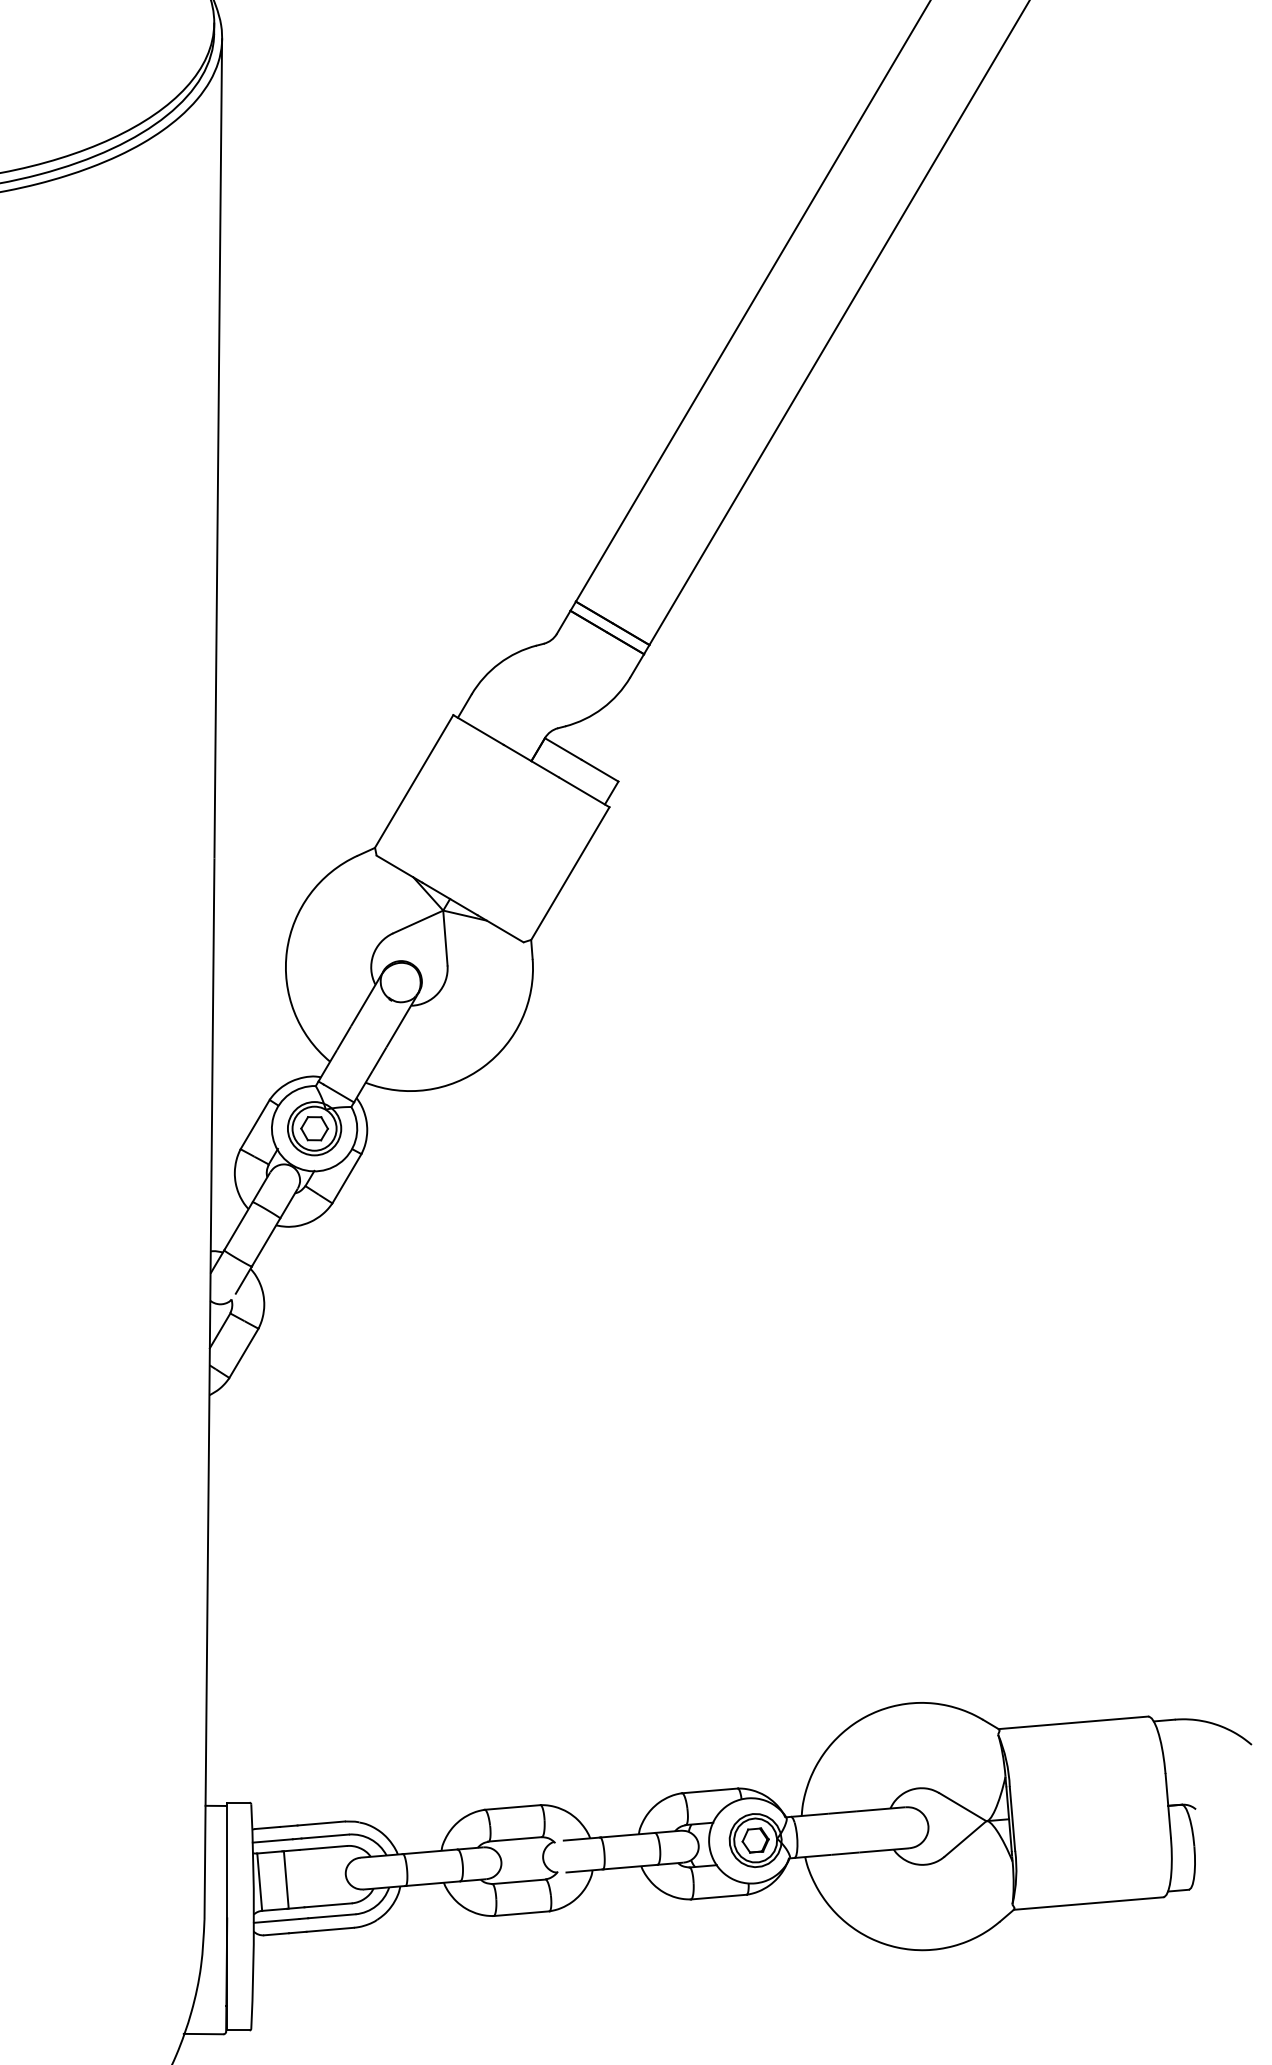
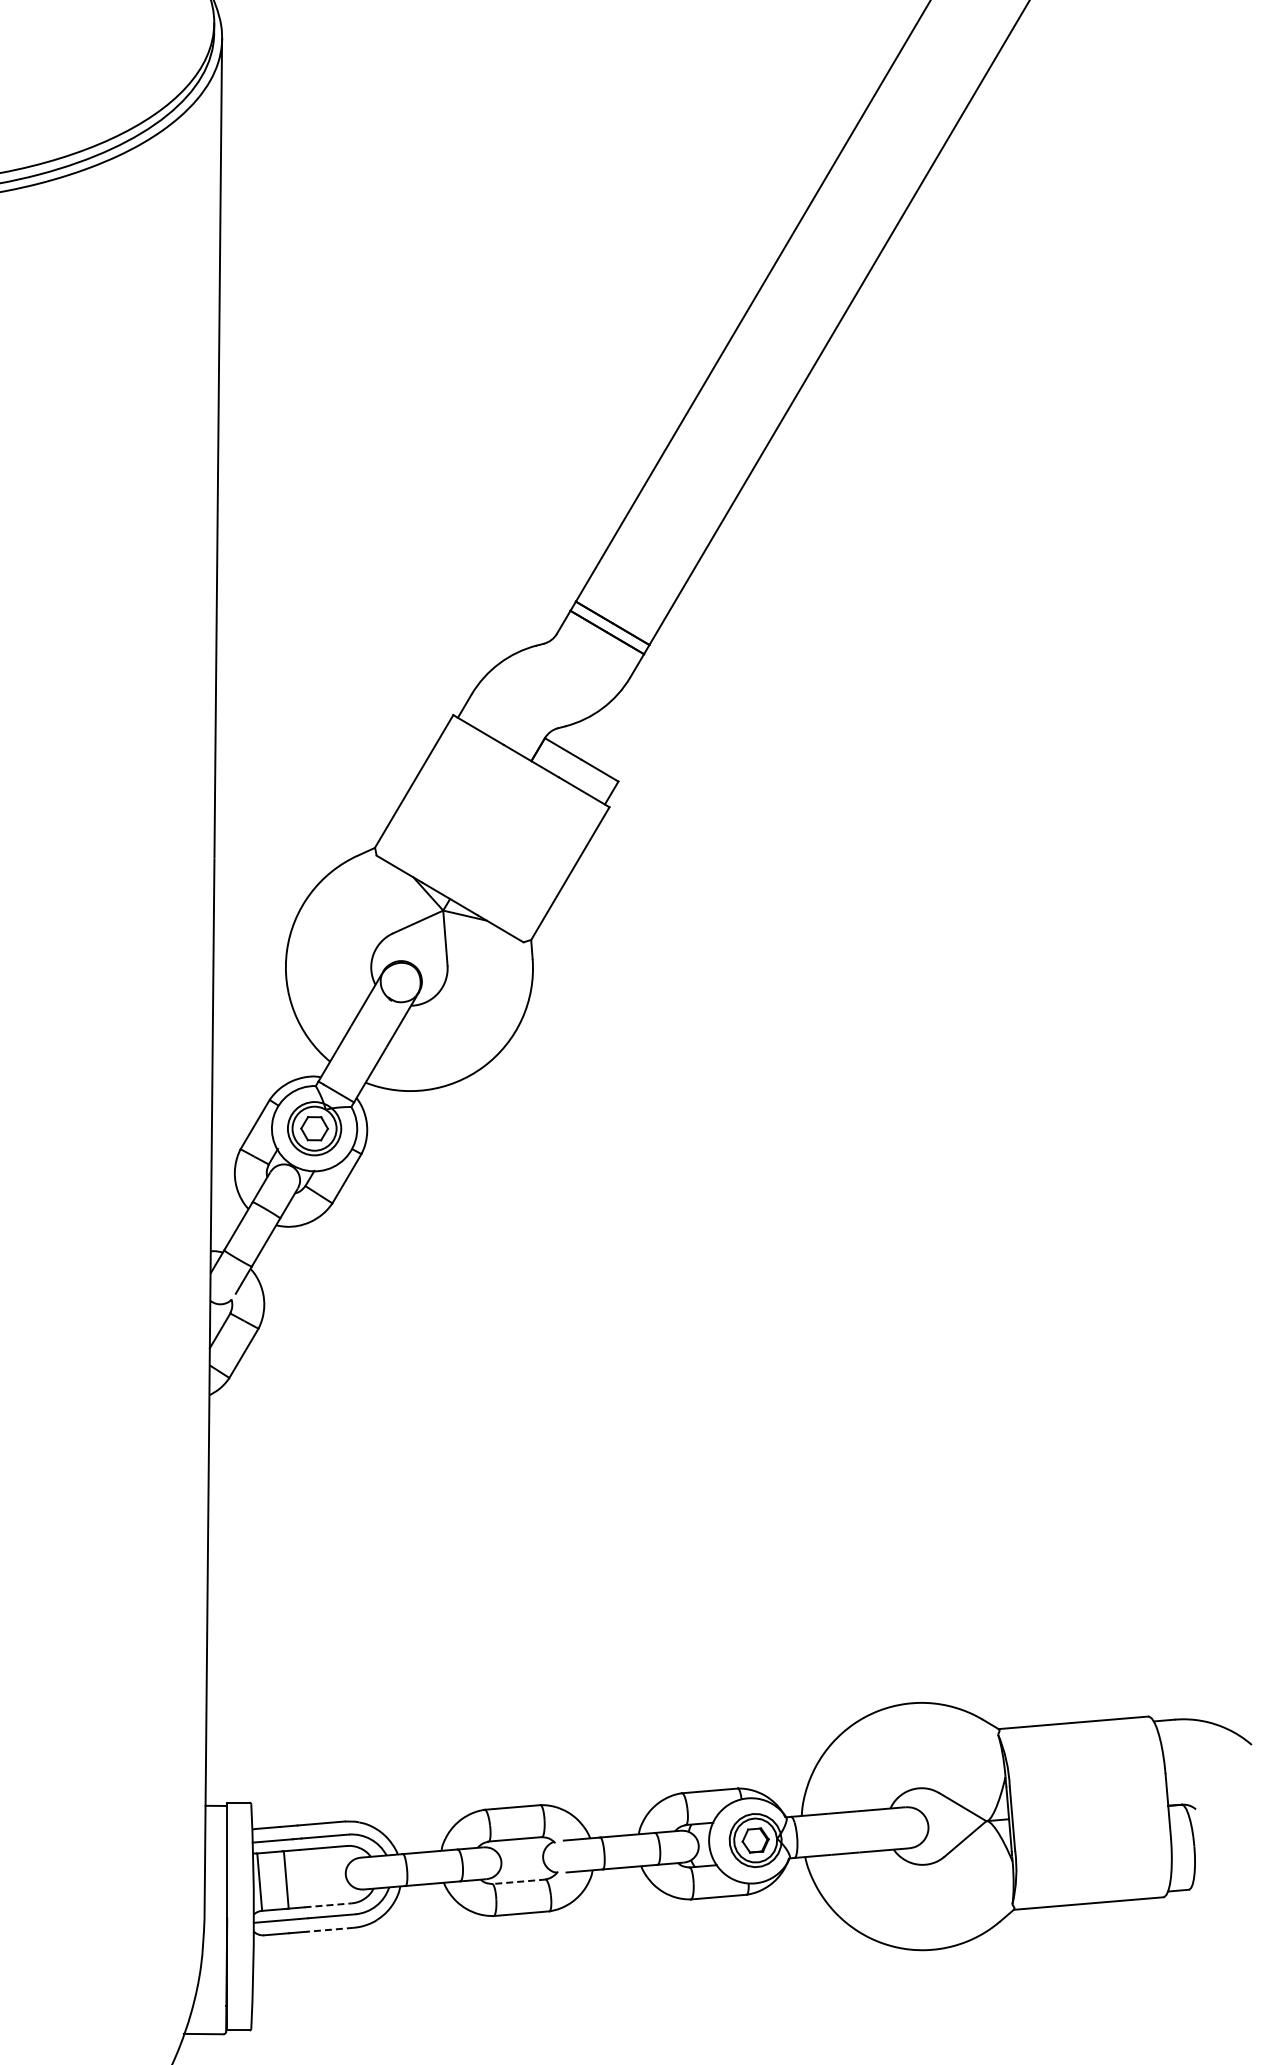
line: solid -> dashed (518, 1881)
line: solid -> dashed (328, 1905)
line: solid -> dashed (330, 1929)
